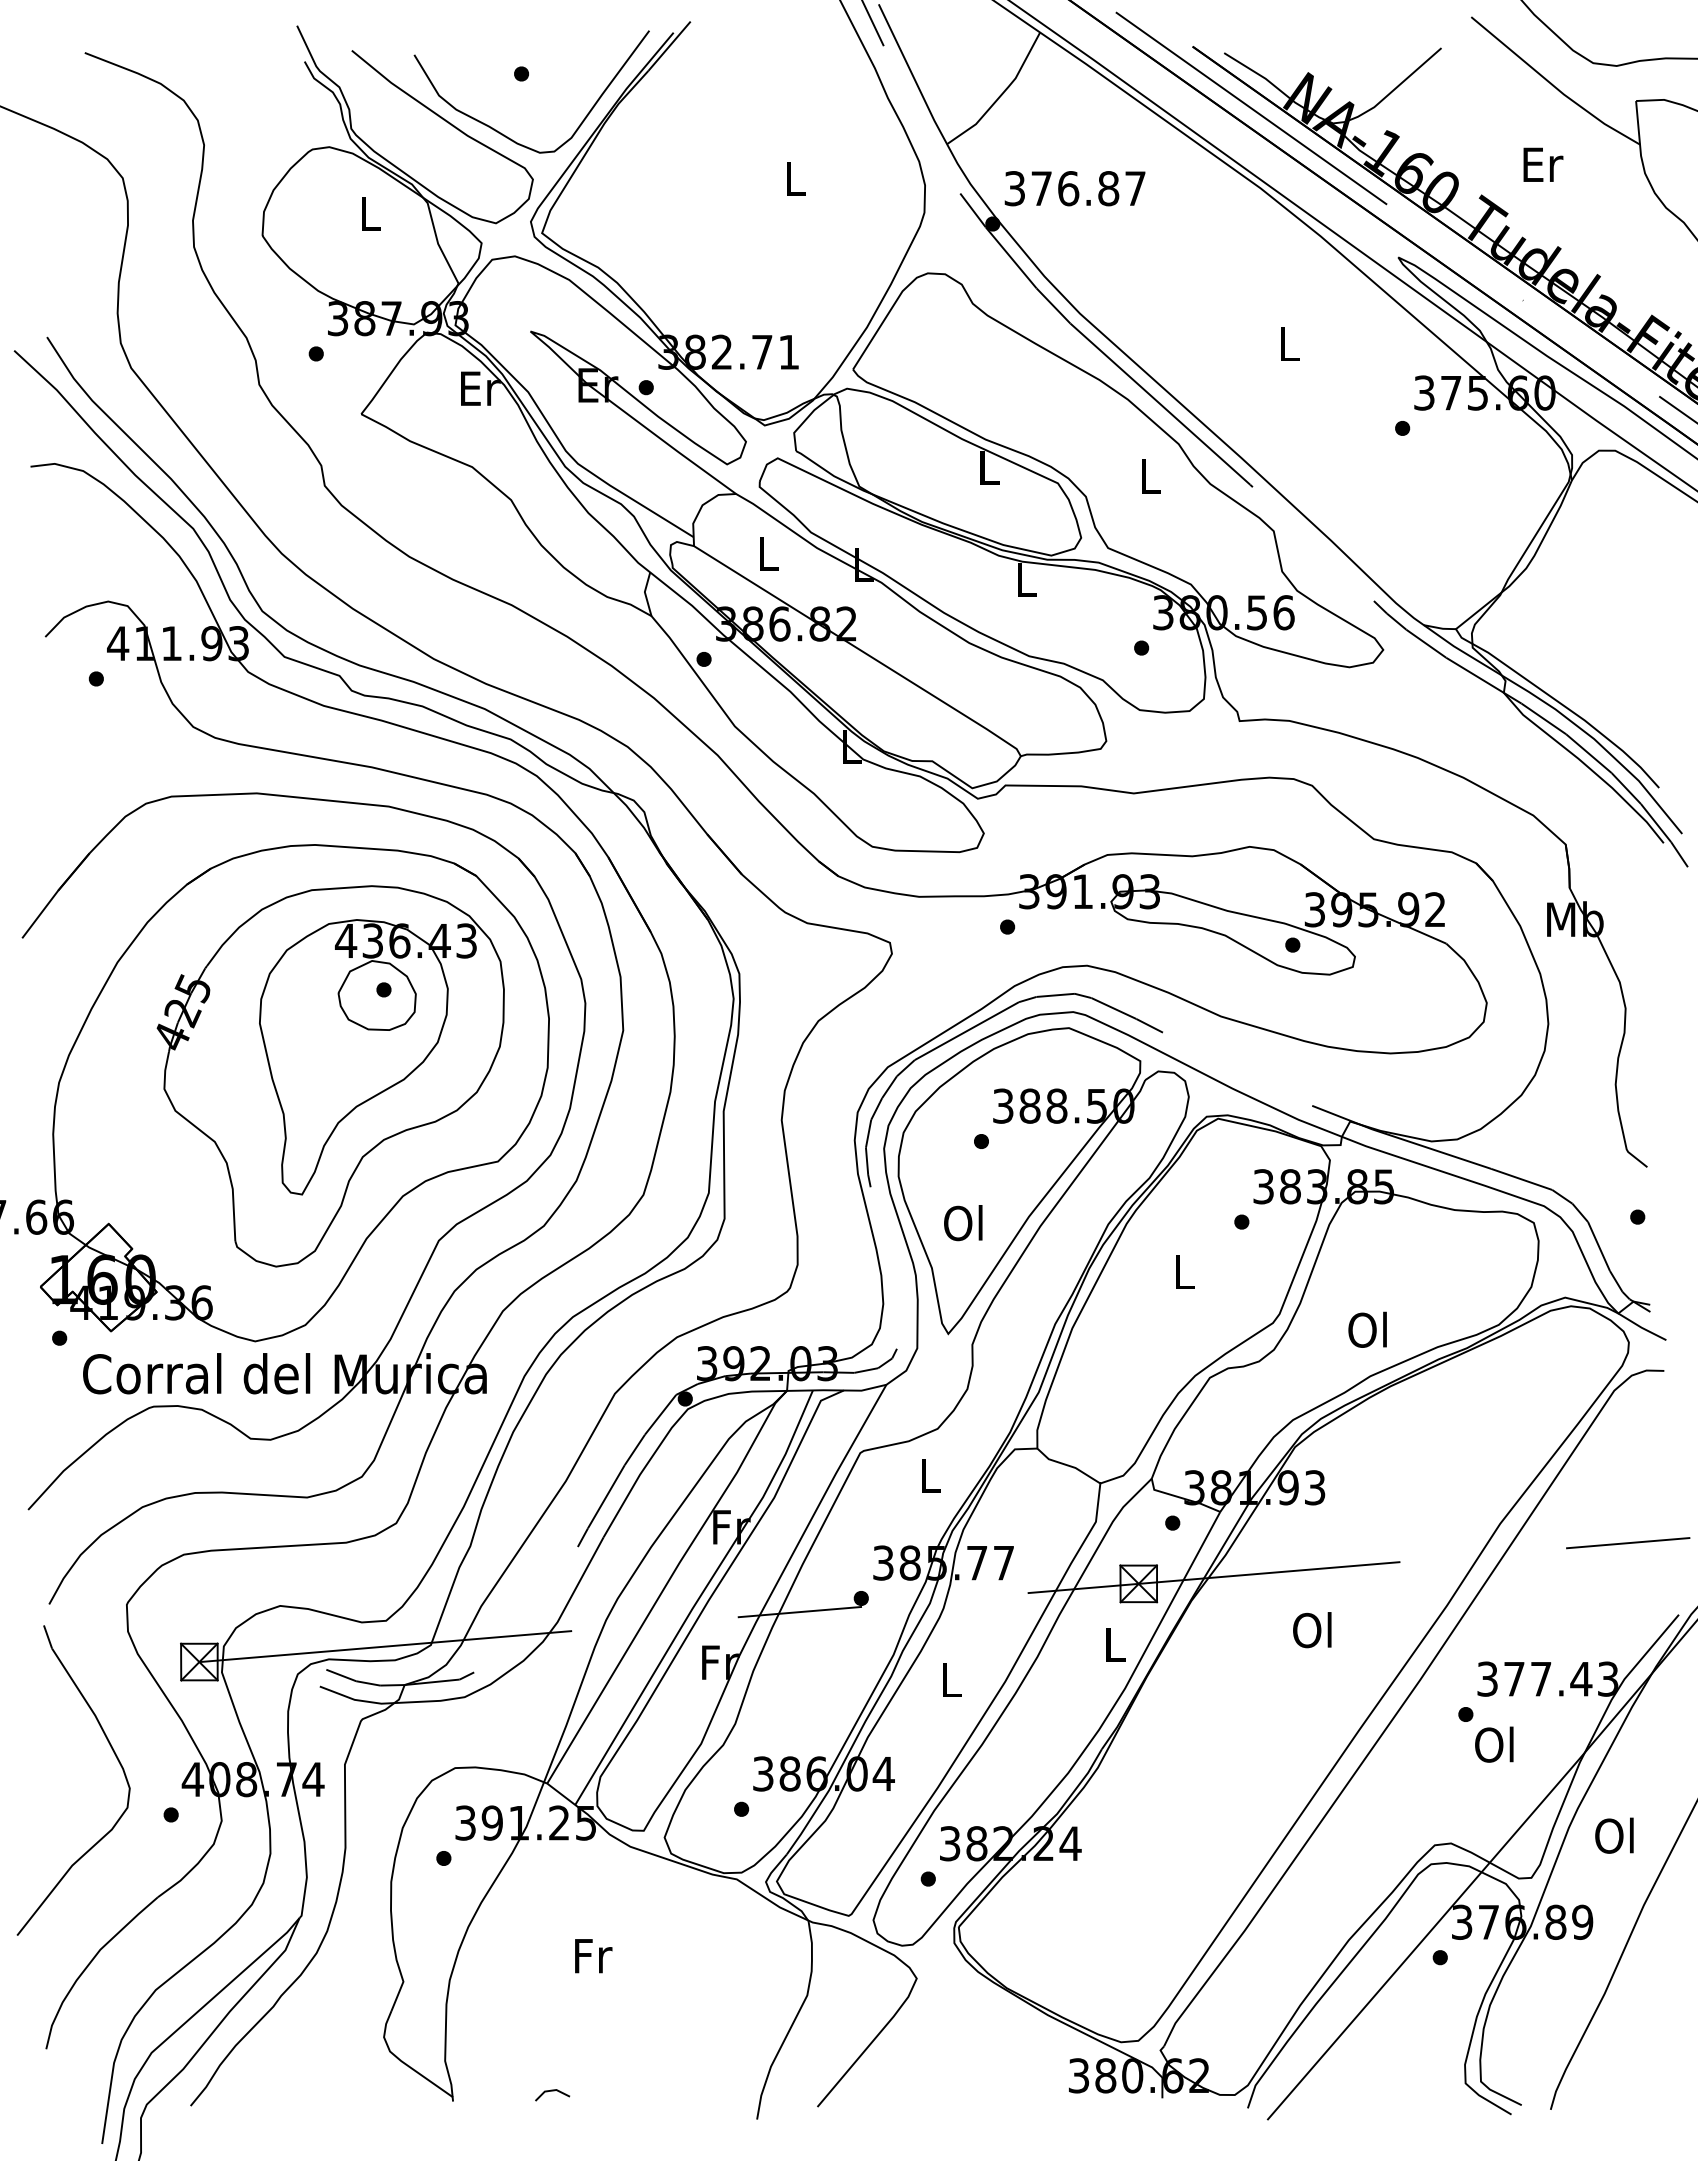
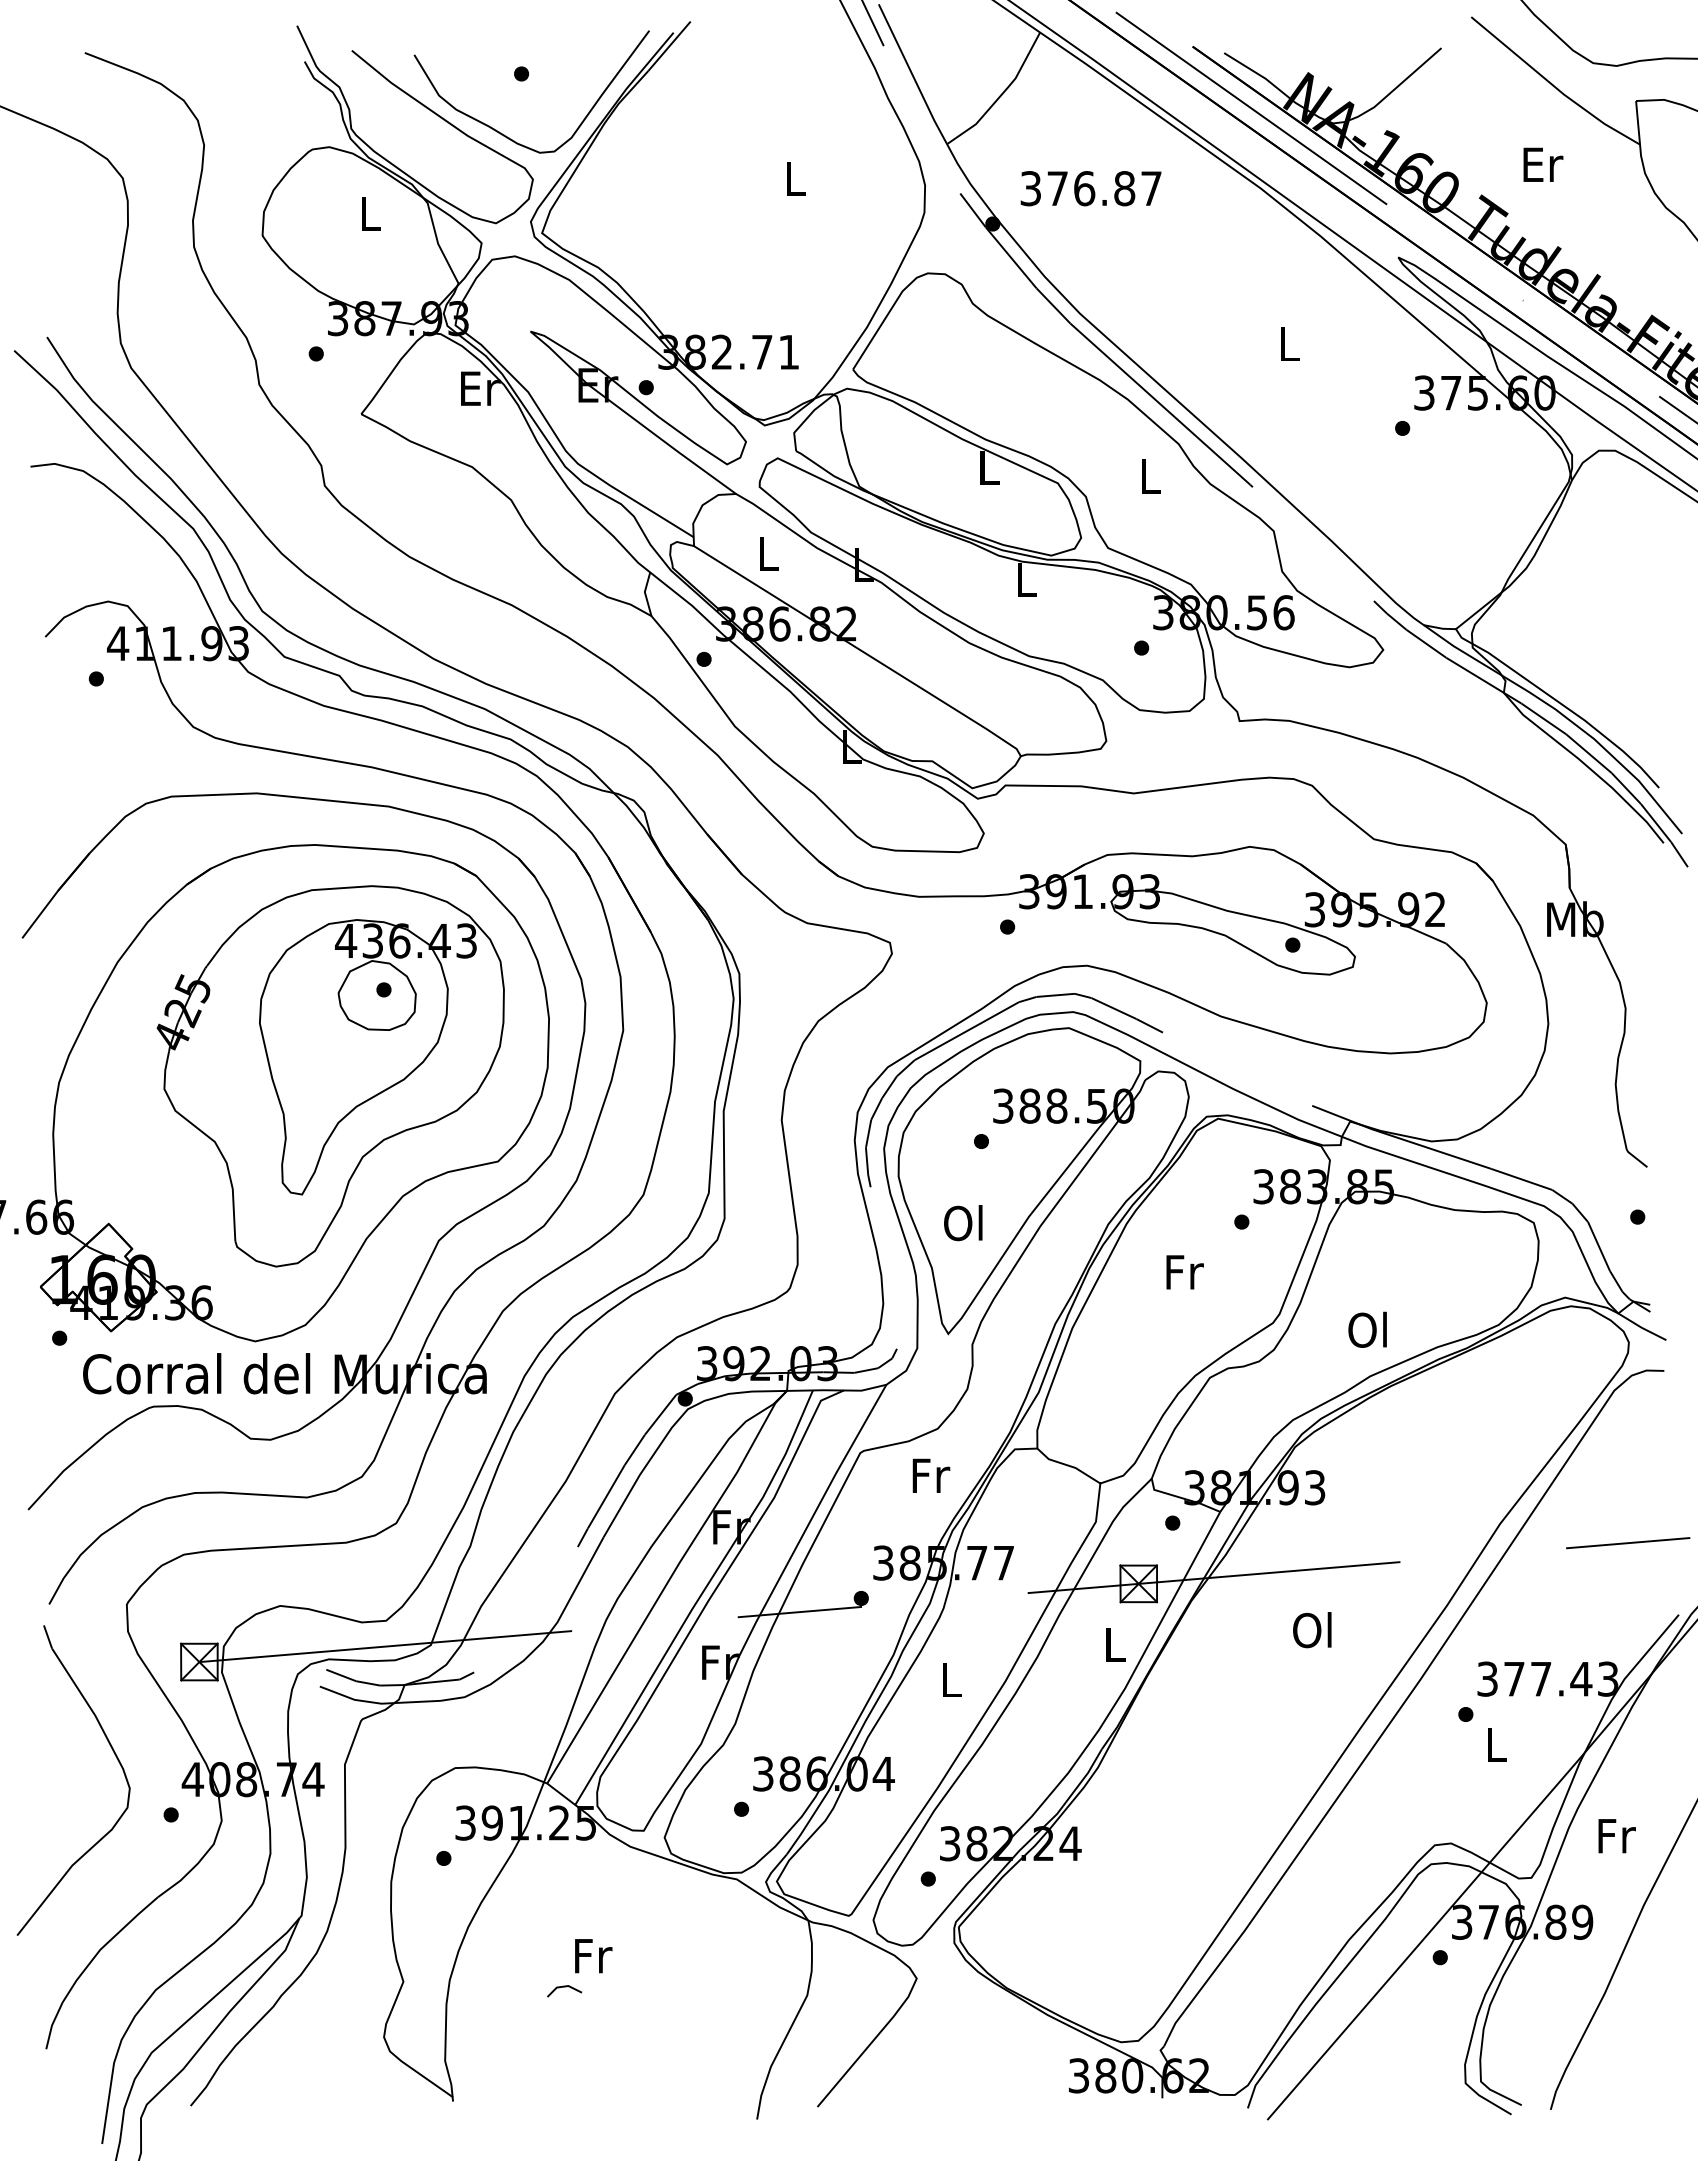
text position: (1074, 188) -> (1090, 188) (1090, 188)
text: L -> Fr (1184, 1272)
text: L -> Fr (931, 1475)
text: Ol -> L (1494, 1744)
text: Ol -> Fr (1615, 1835)
line position: (552, 2091) -> (564, 1987) (564, 1987)
